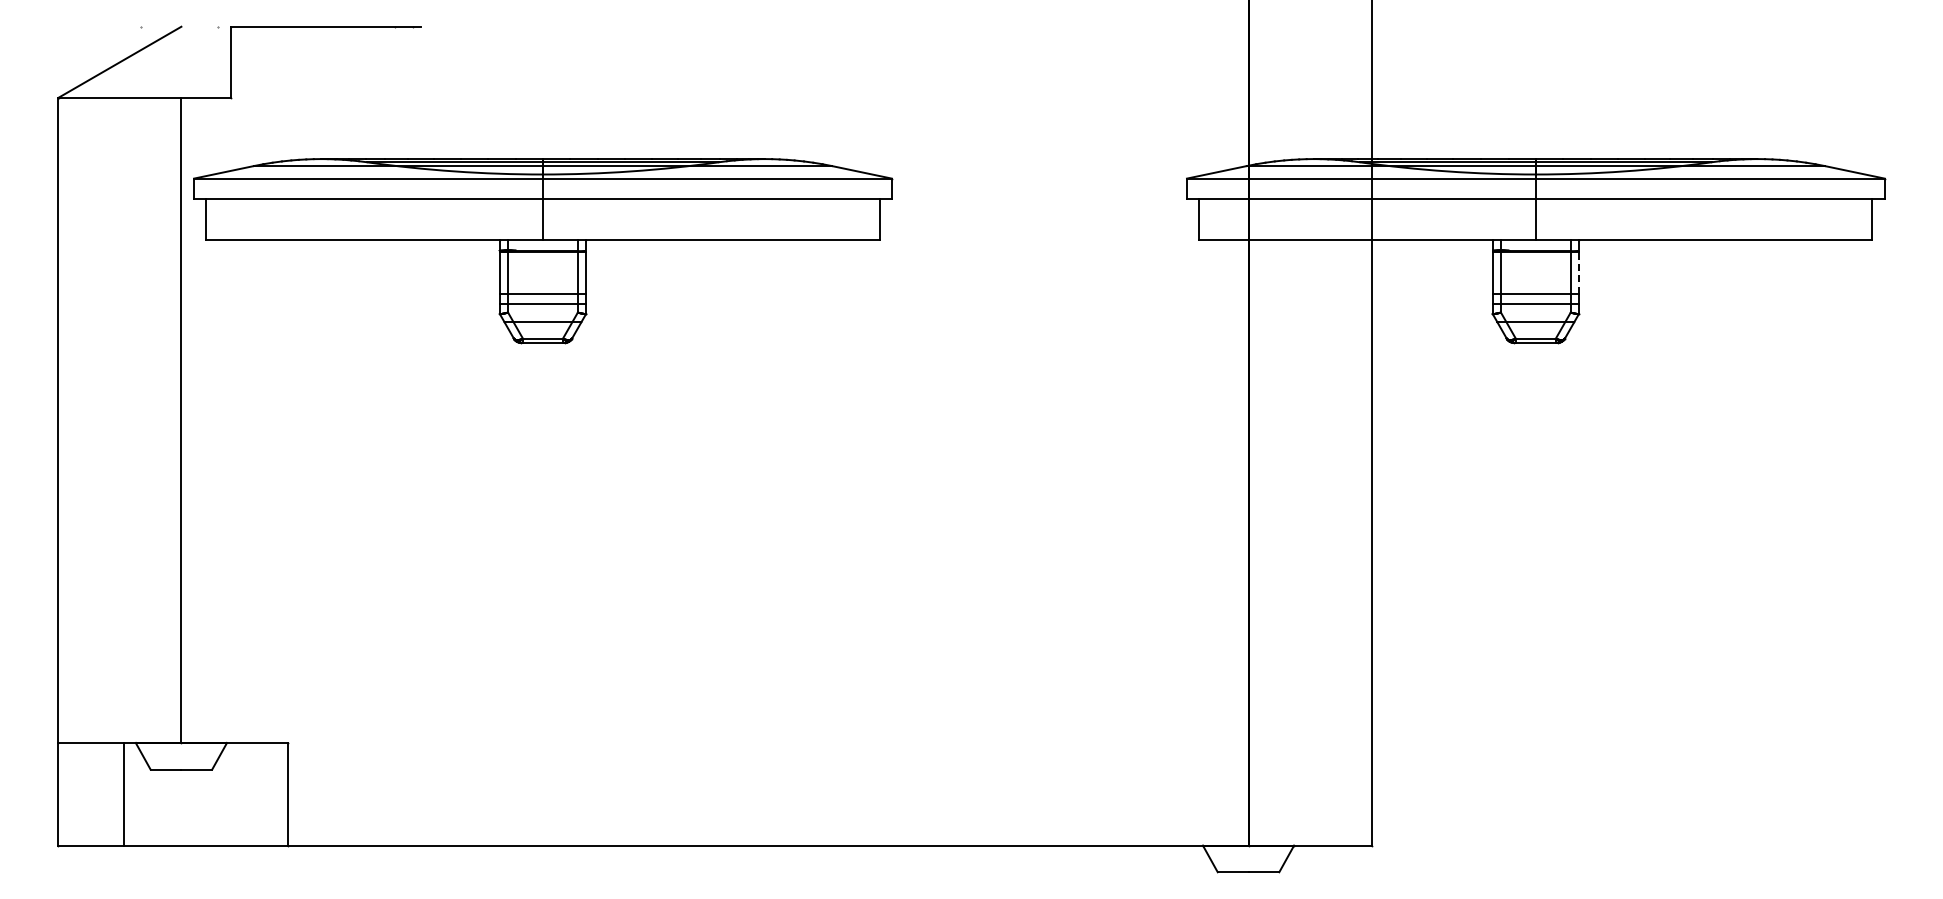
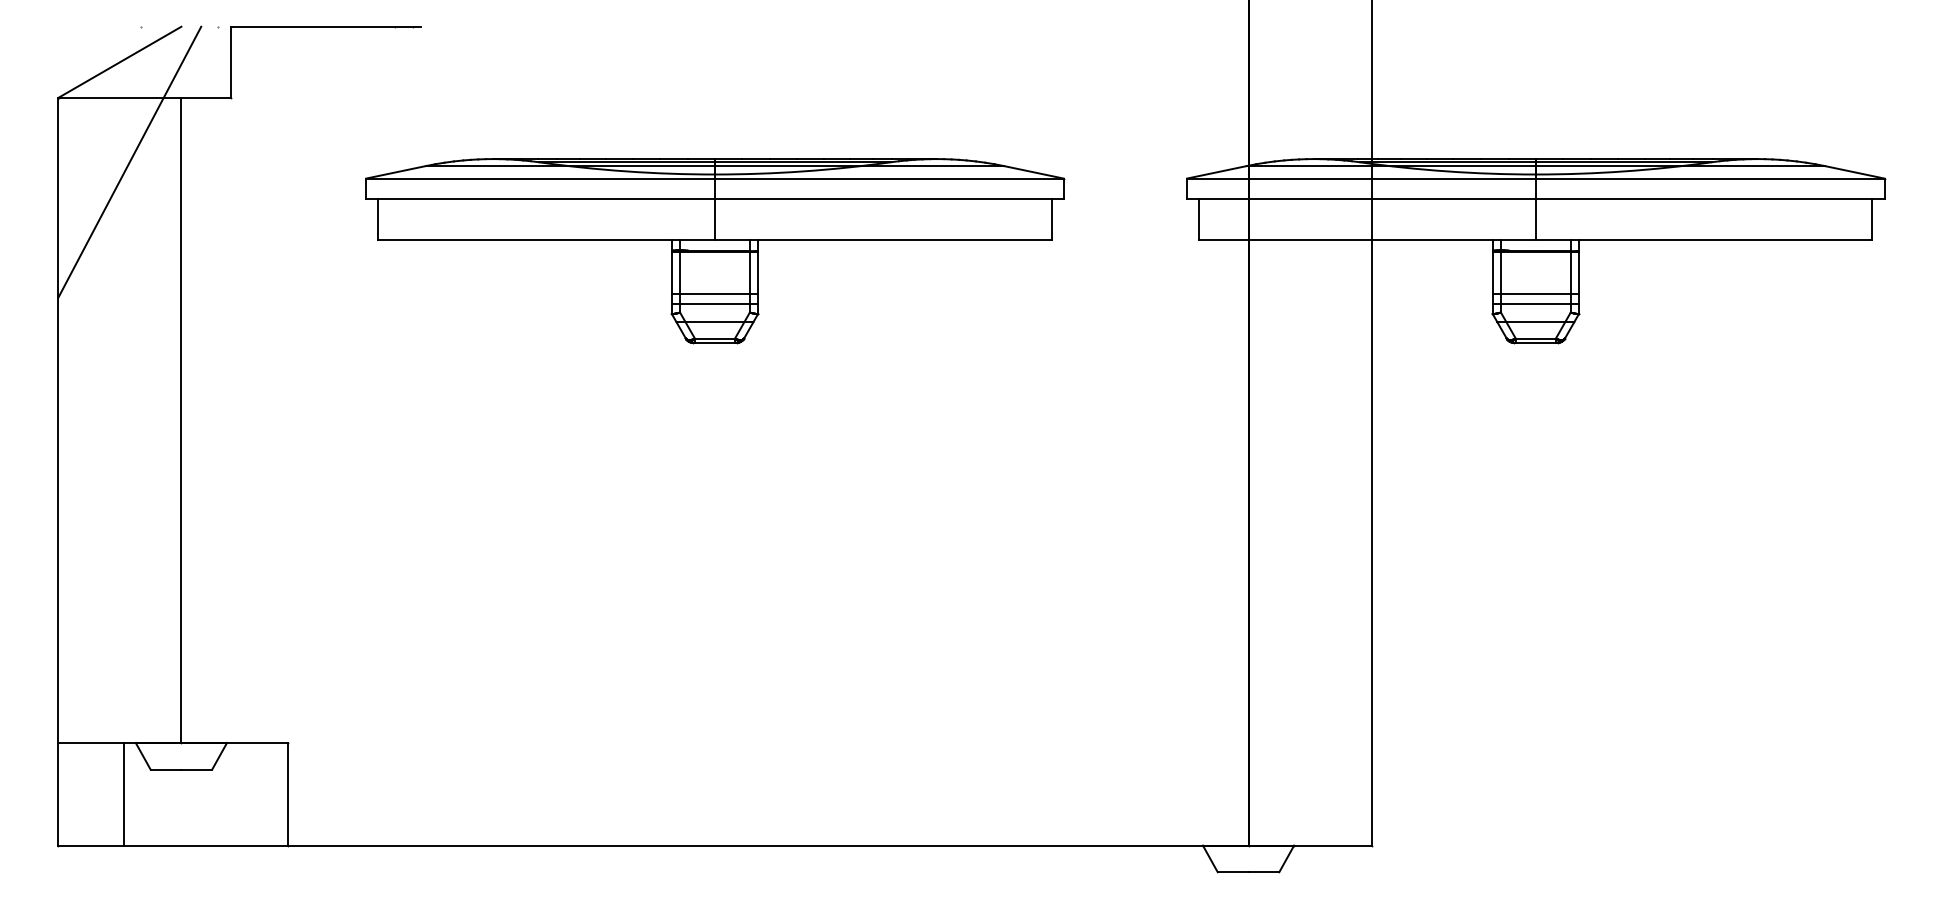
line: none -> present (129, 161)
part position: (543, 251) -> (715, 251) (715, 251)
line: dashed -> solid (1578, 273)
